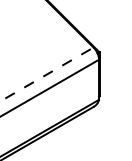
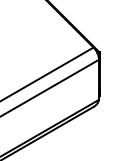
line: dashed -> solid (46, 74)
